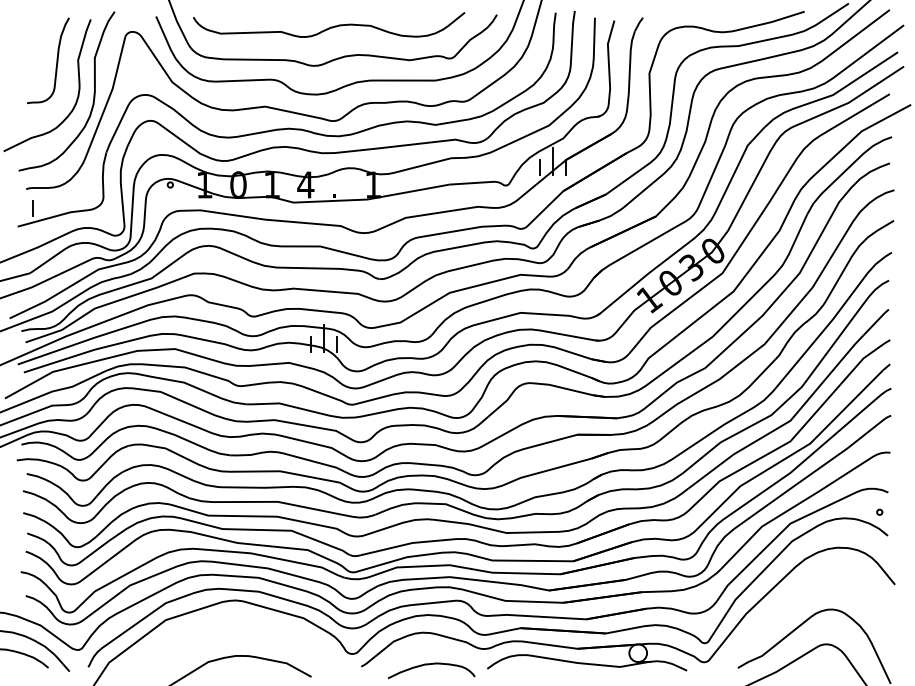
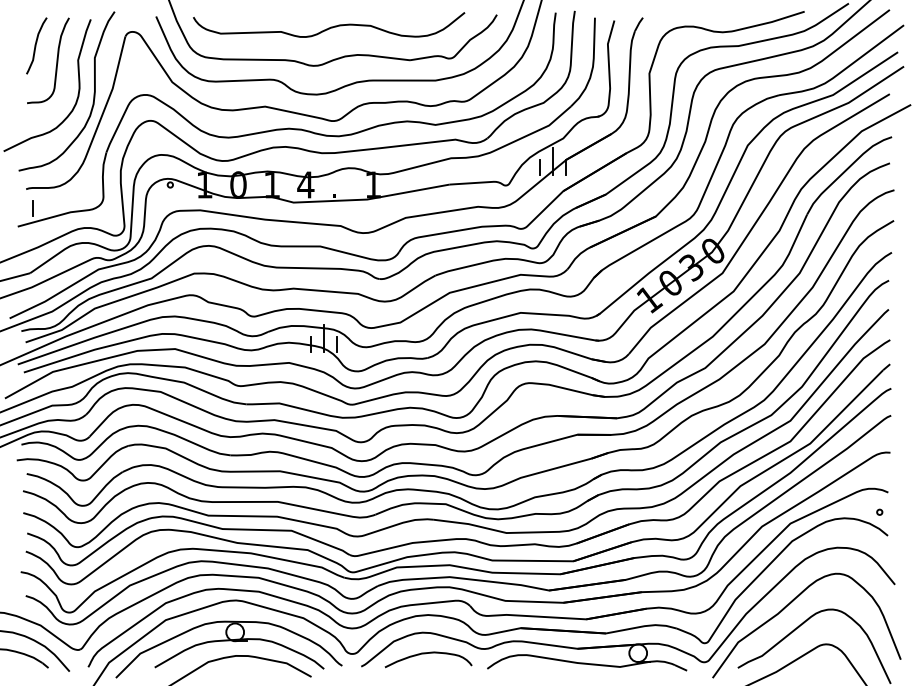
curve: none -> present (36, 45)
curve: none -> present (790, 604)
part: none -> present (228, 641)
curve position: (428, 665) -> (425, 654) (425, 654)
